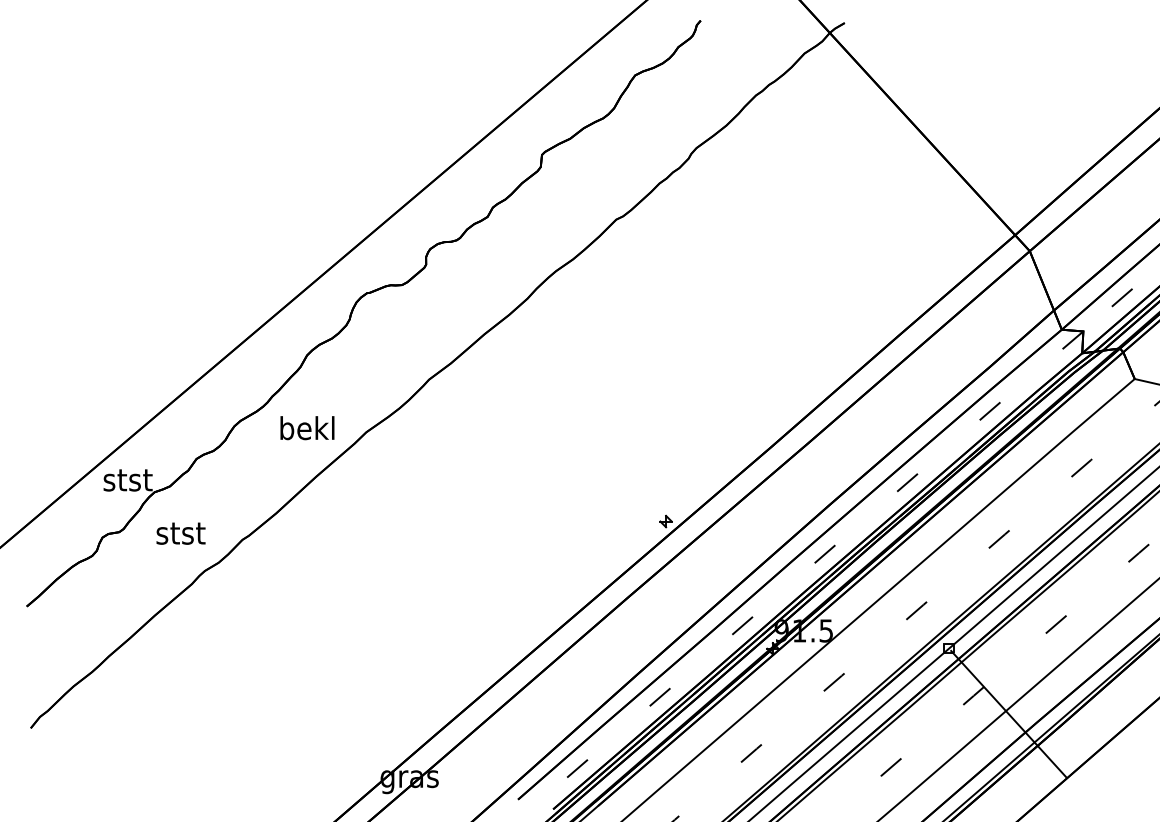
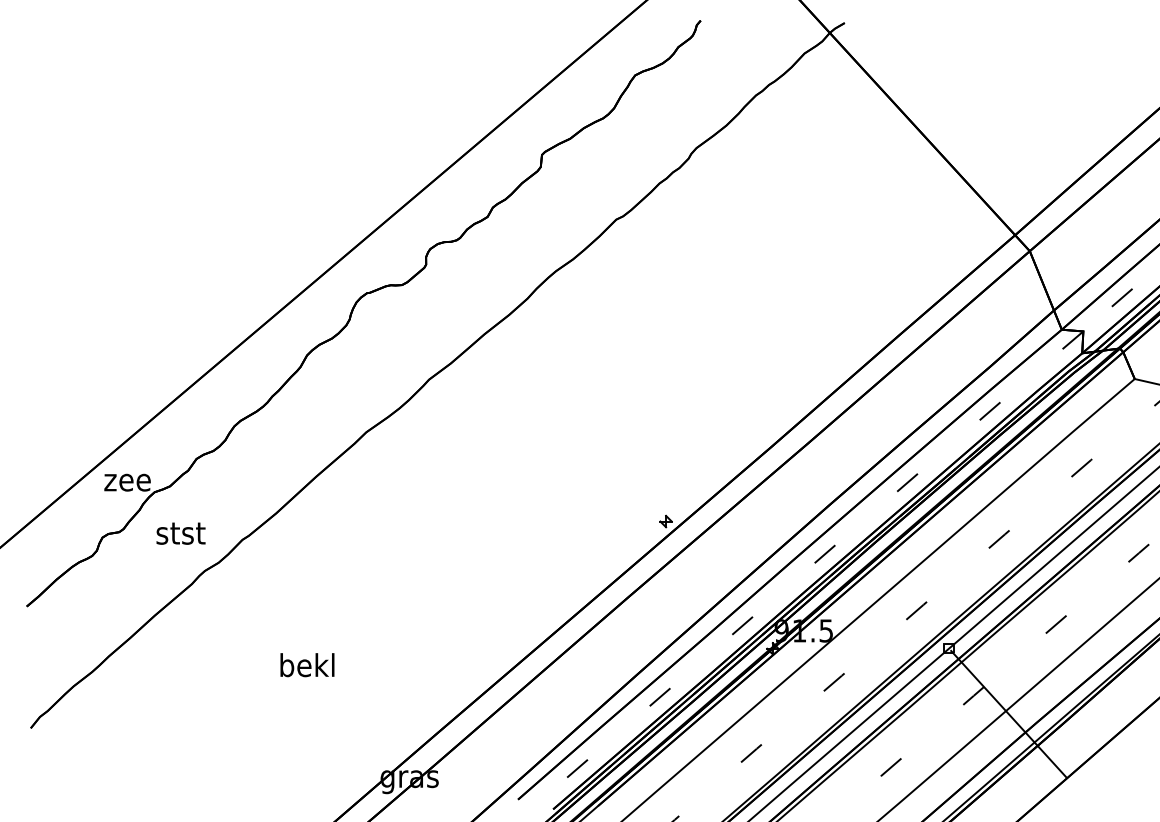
text position: (307, 428) -> (307, 665) (307, 665)
text: stst -> zee (127, 480)
